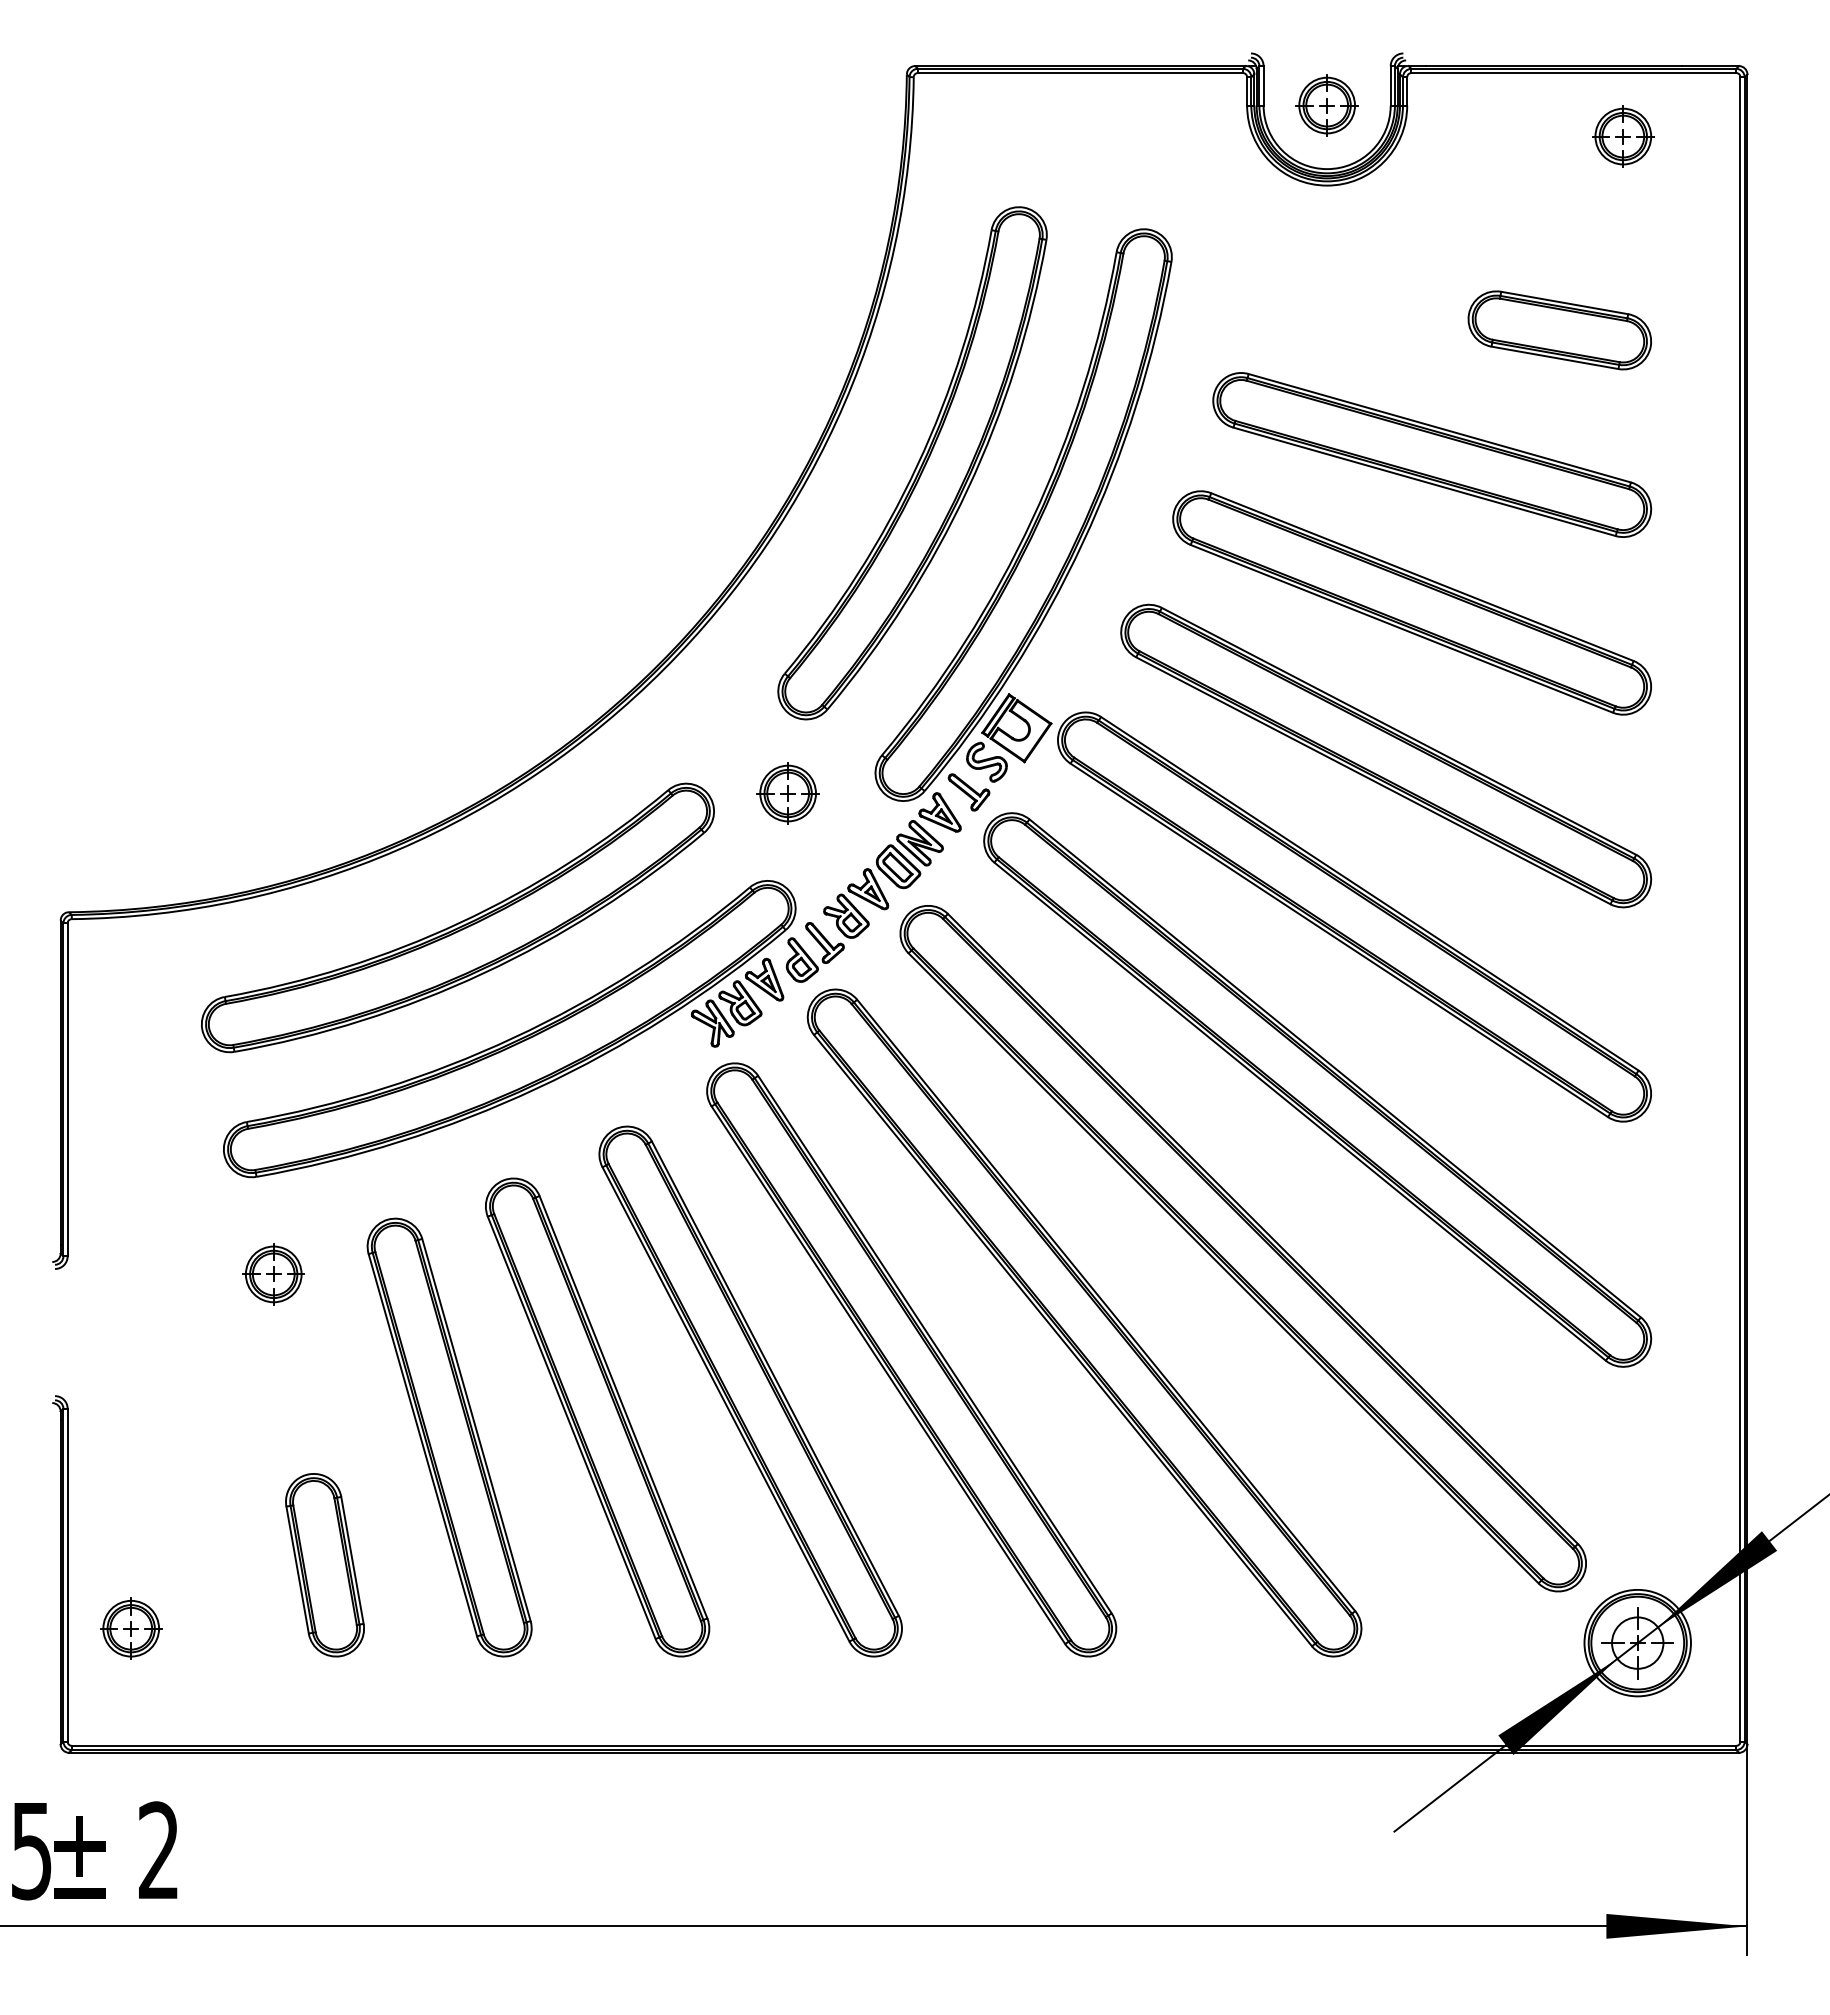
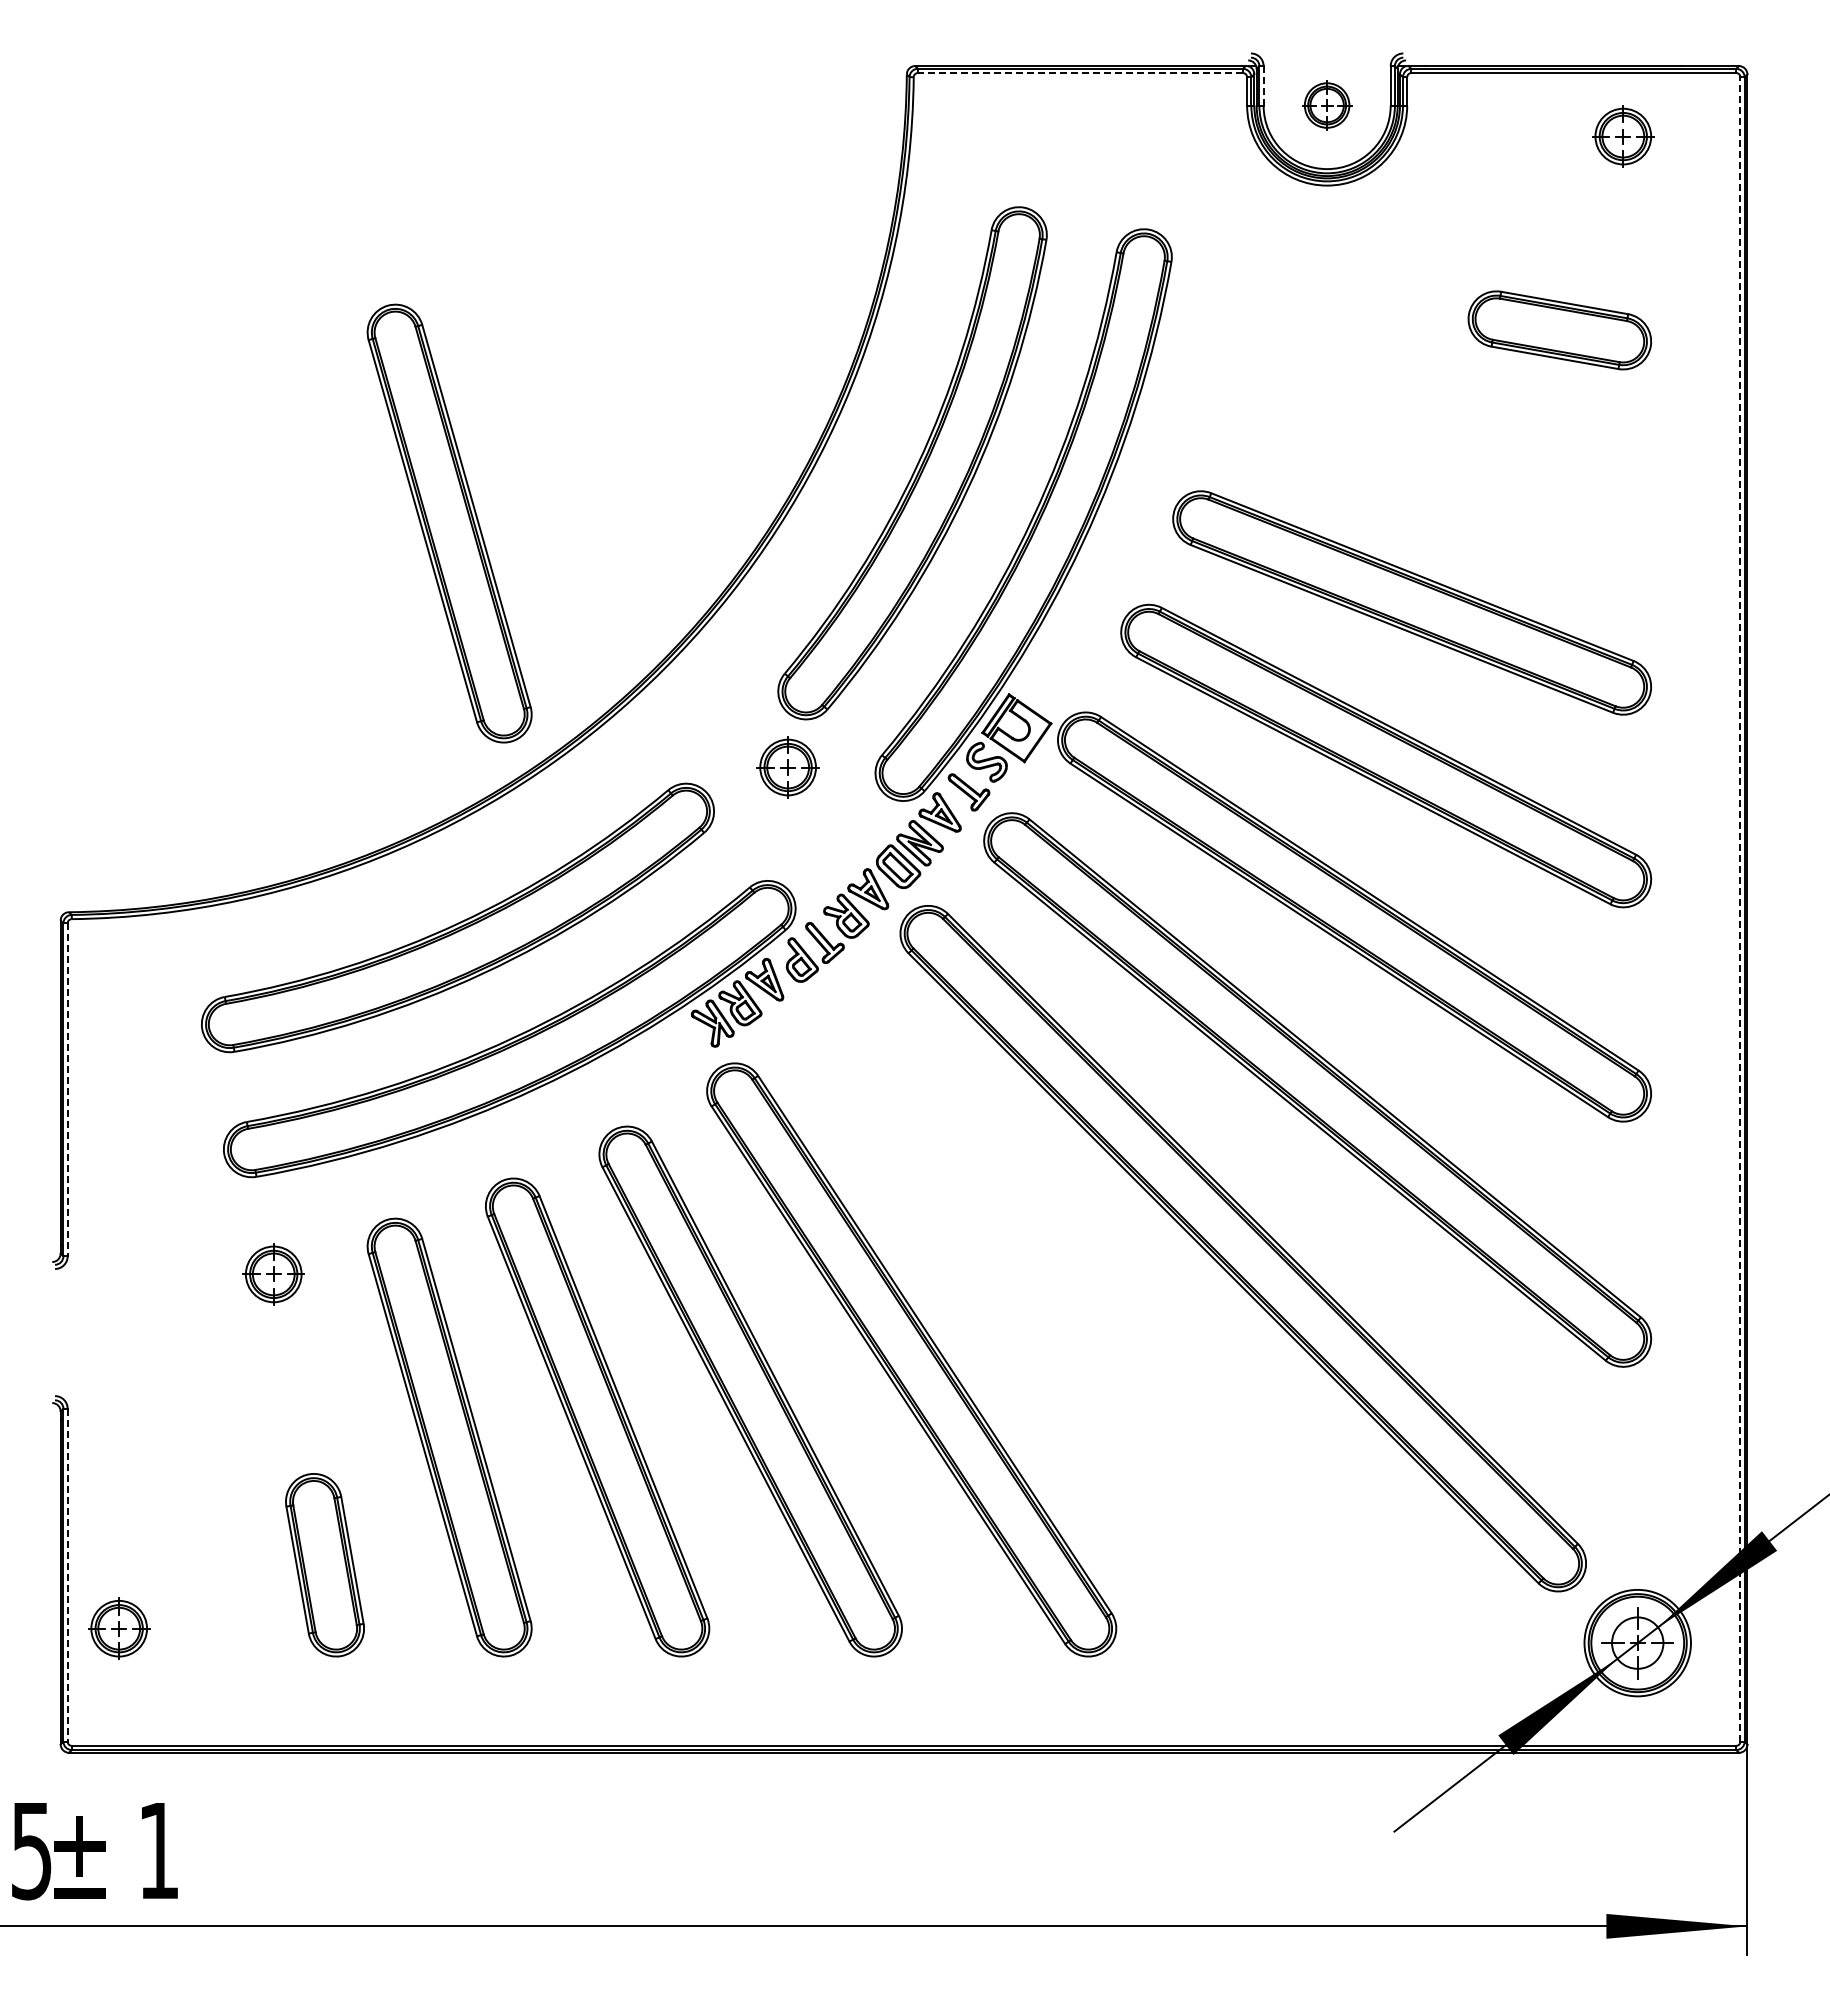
line: solid -> dashed (1079, 73)
line: solid -> dashed (1263, 85)
part size: 64x63 px -> 51x51 px (1327, 105)
part: present -> none (1432, 454)
part: none -> present (449, 523)
part position: (787, 793) -> (787, 767) (787, 767)
line: solid -> dashed (1740, 908)
line: solid -> dashed (67, 1090)
part: present -> none (1084, 1322)
line: solid -> dashed (67, 1575)
part position: (131, 1628) -> (119, 1628) (119, 1628)
text: 2 -> 1 (158, 1849)
